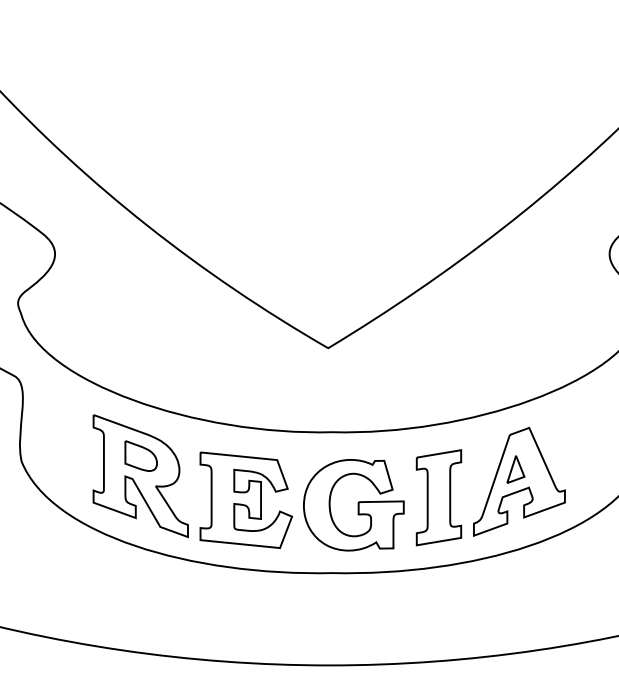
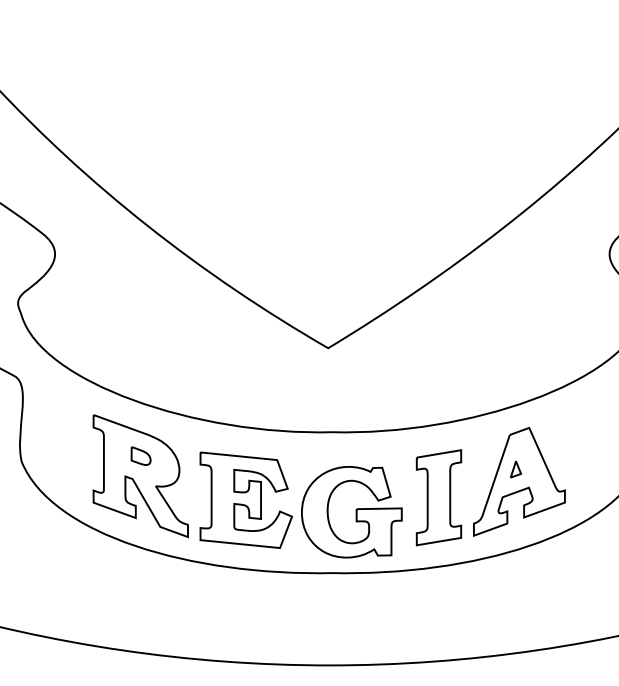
part size: 34x32 px -> 22x20 px (140, 455)
part size: 20x29 px -> 13x18 px (516, 469)
part position: (353, 505) -> (351, 512) (351, 512)
